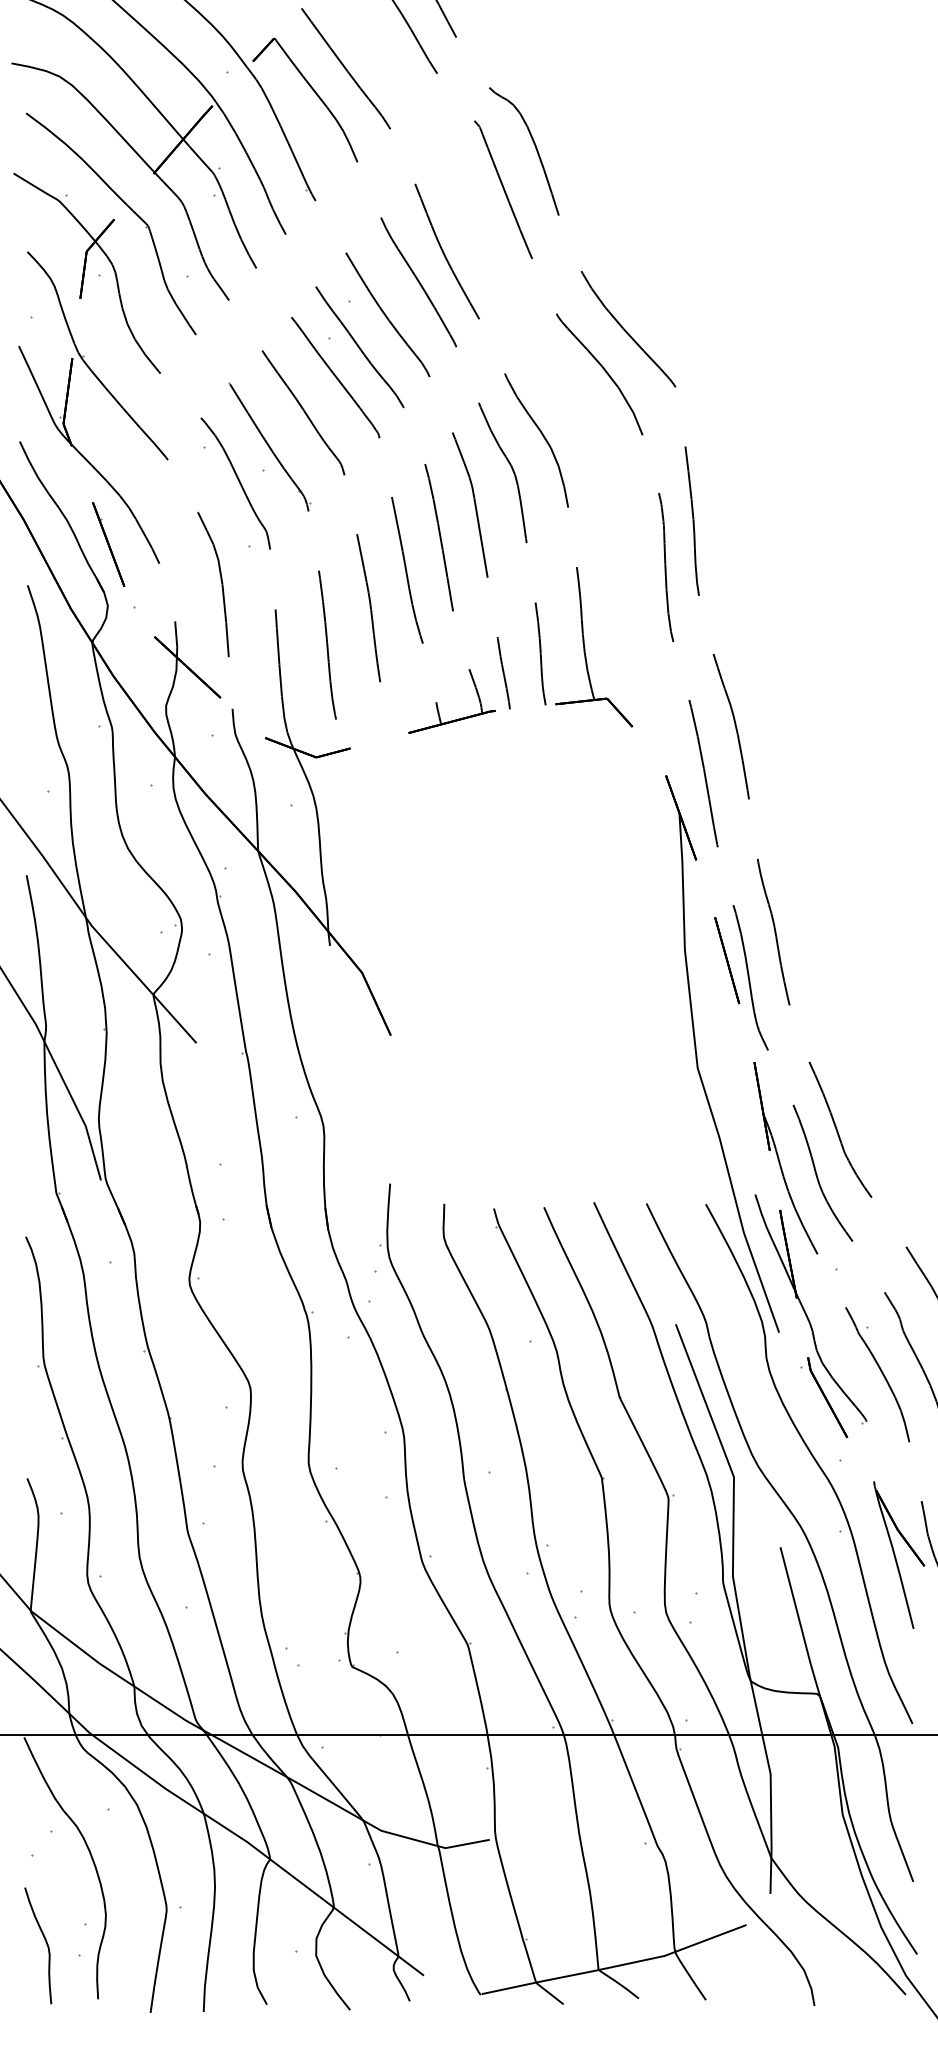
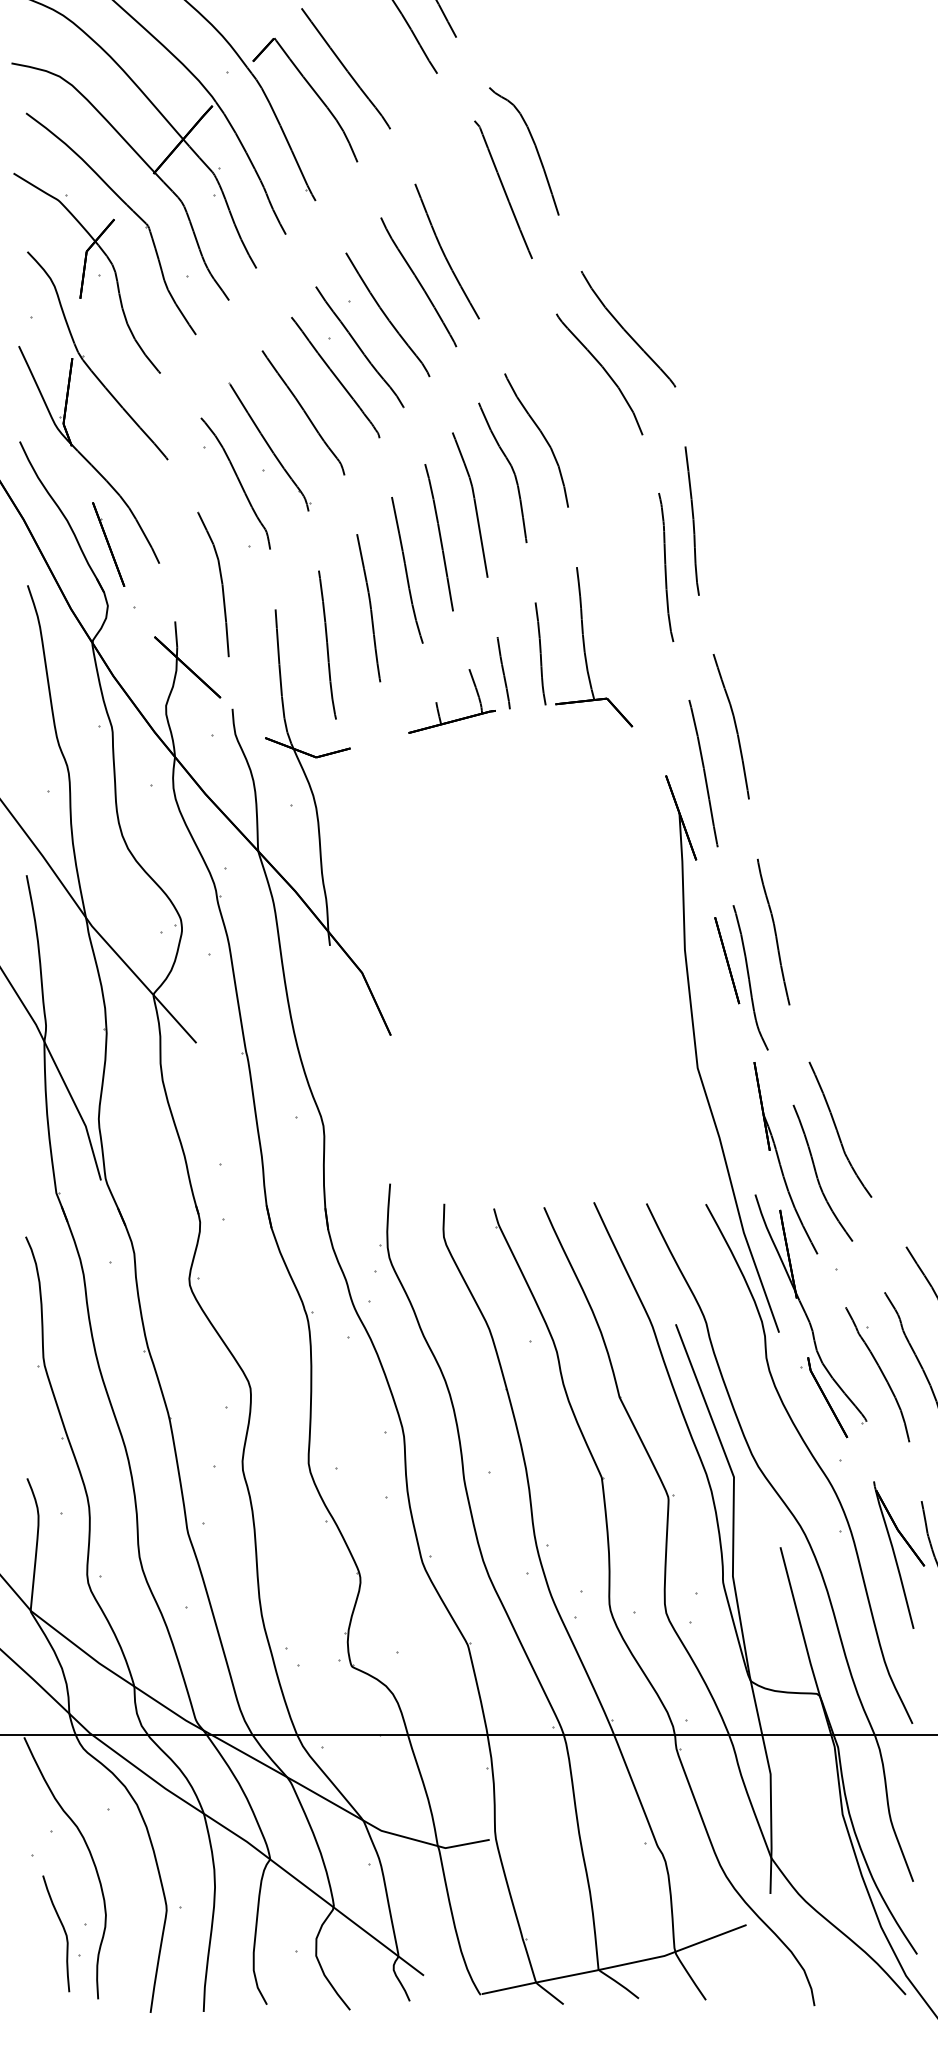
curve position: (45, 1942) -> (63, 1930) (63, 1930)
